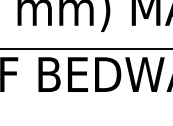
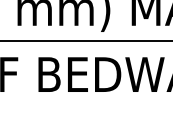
line position: (85, 48) -> (85, 40) (85, 40)
